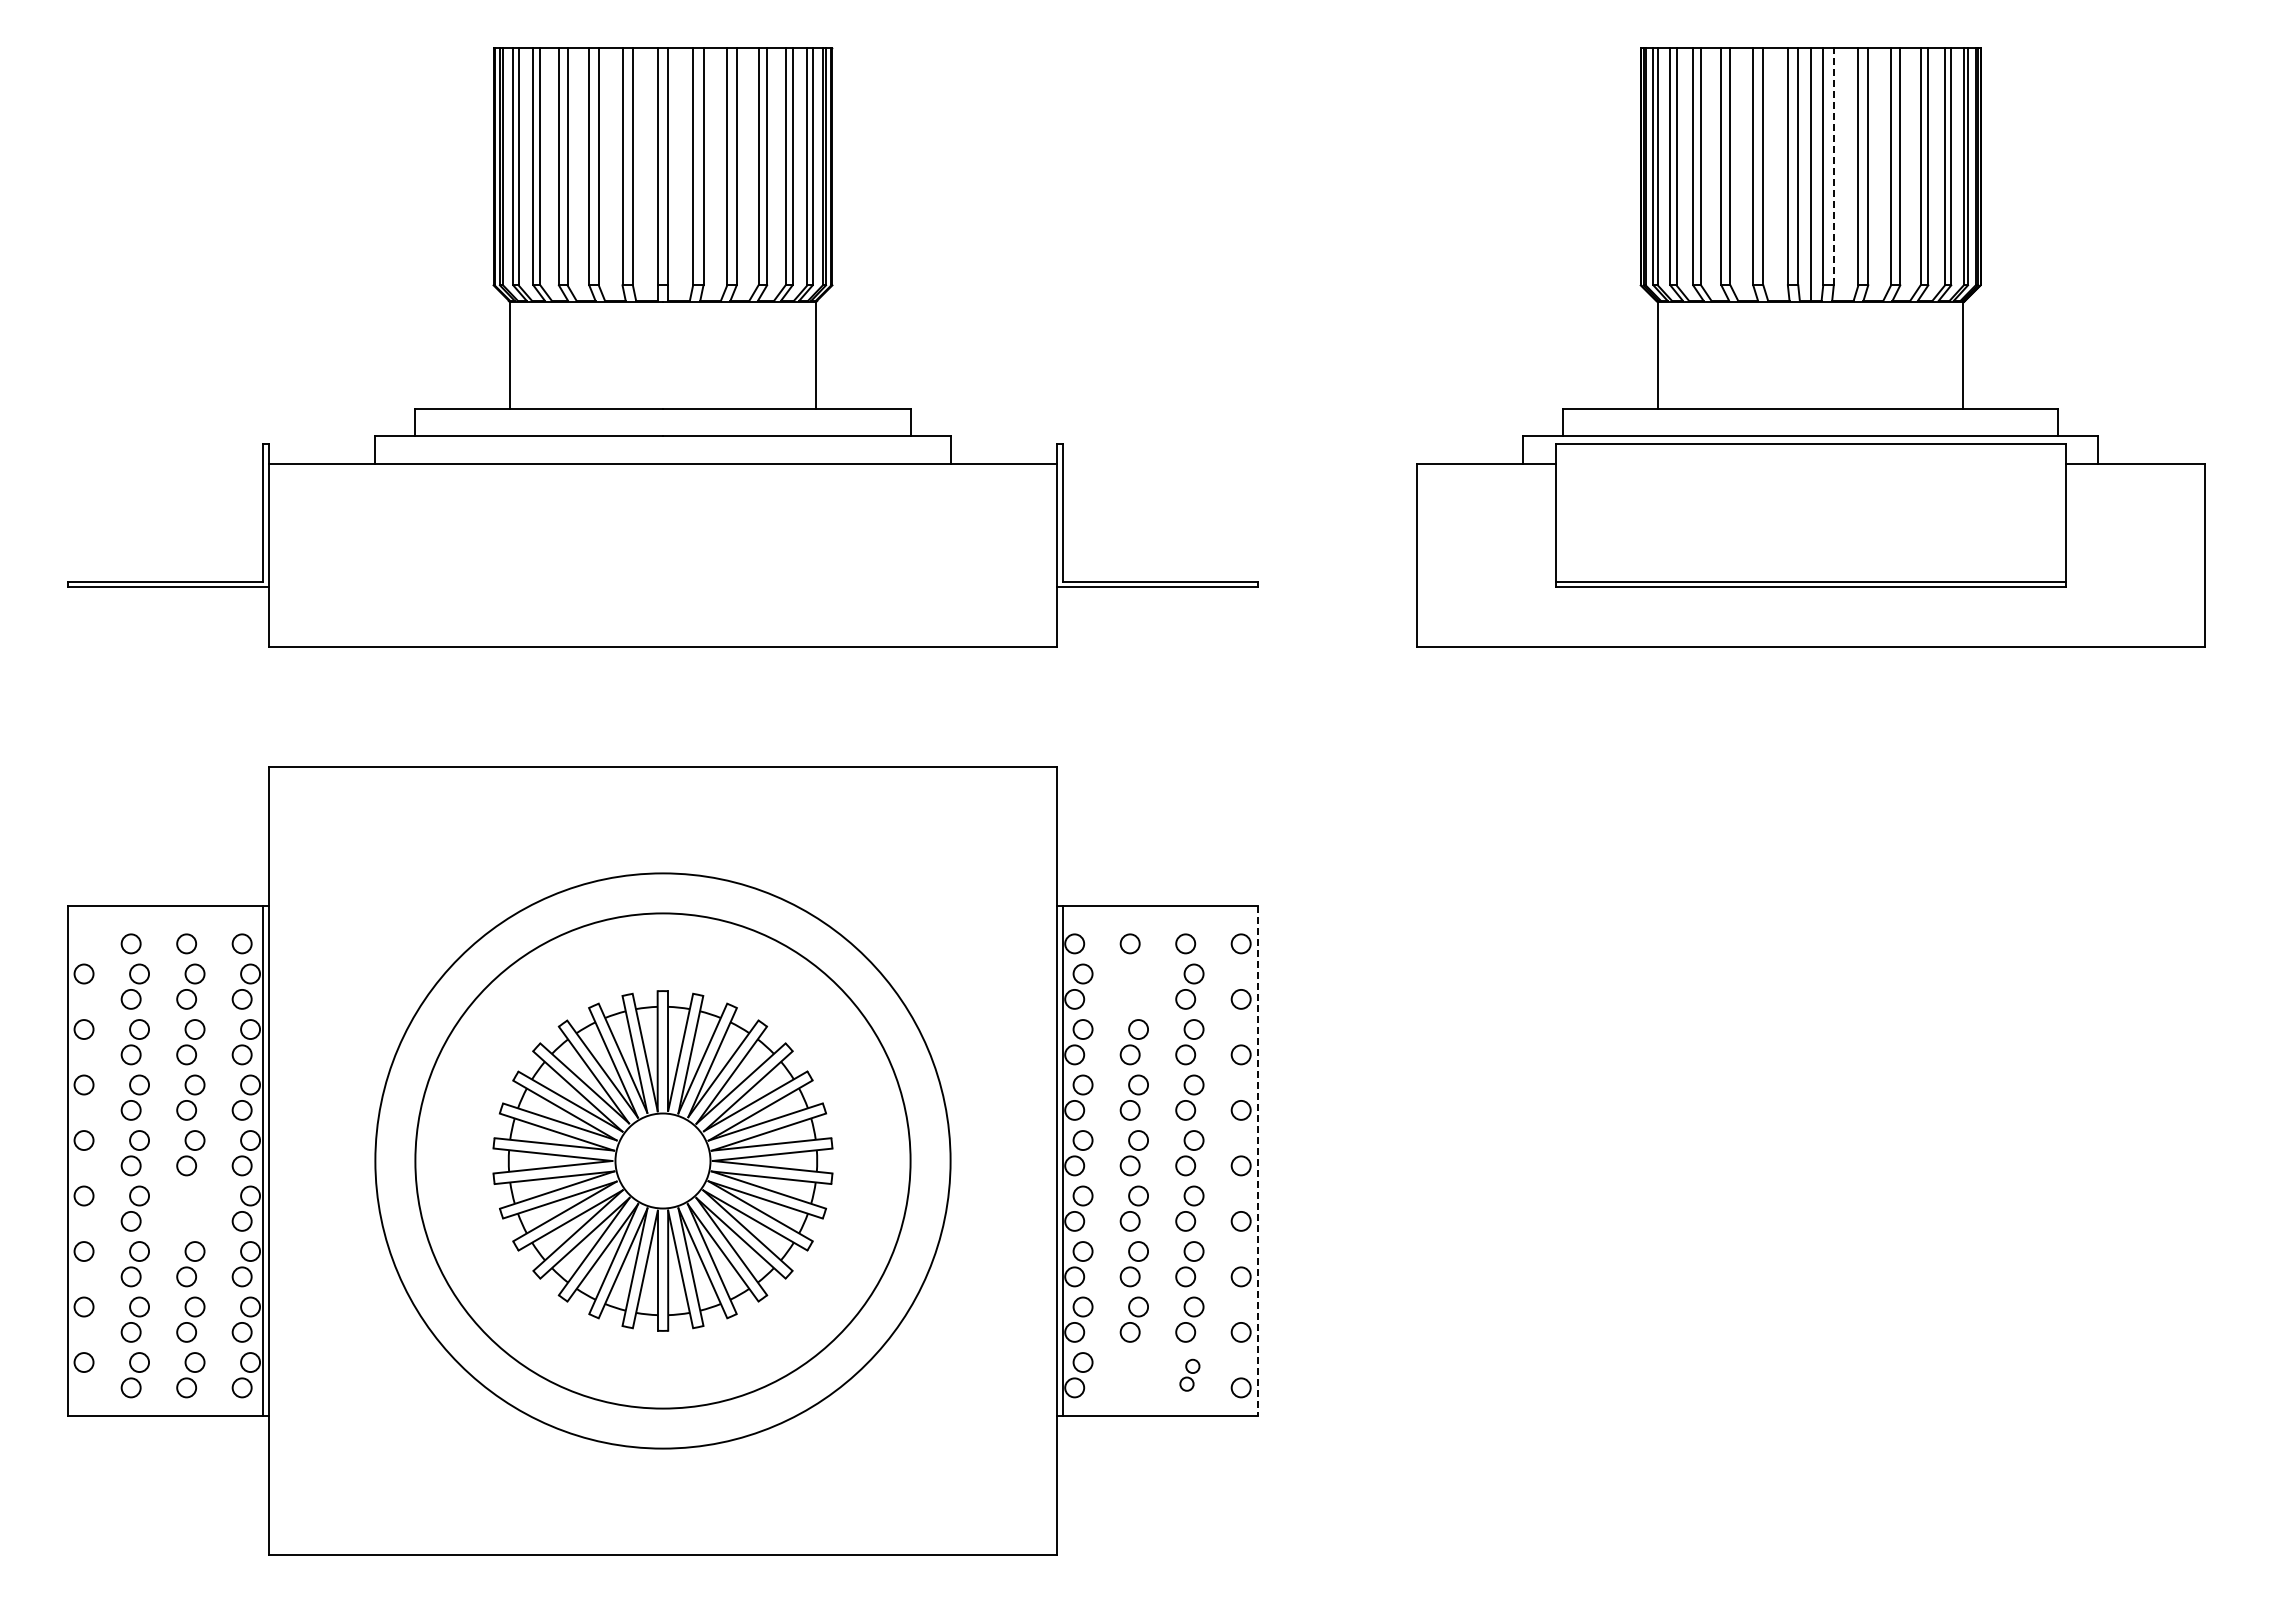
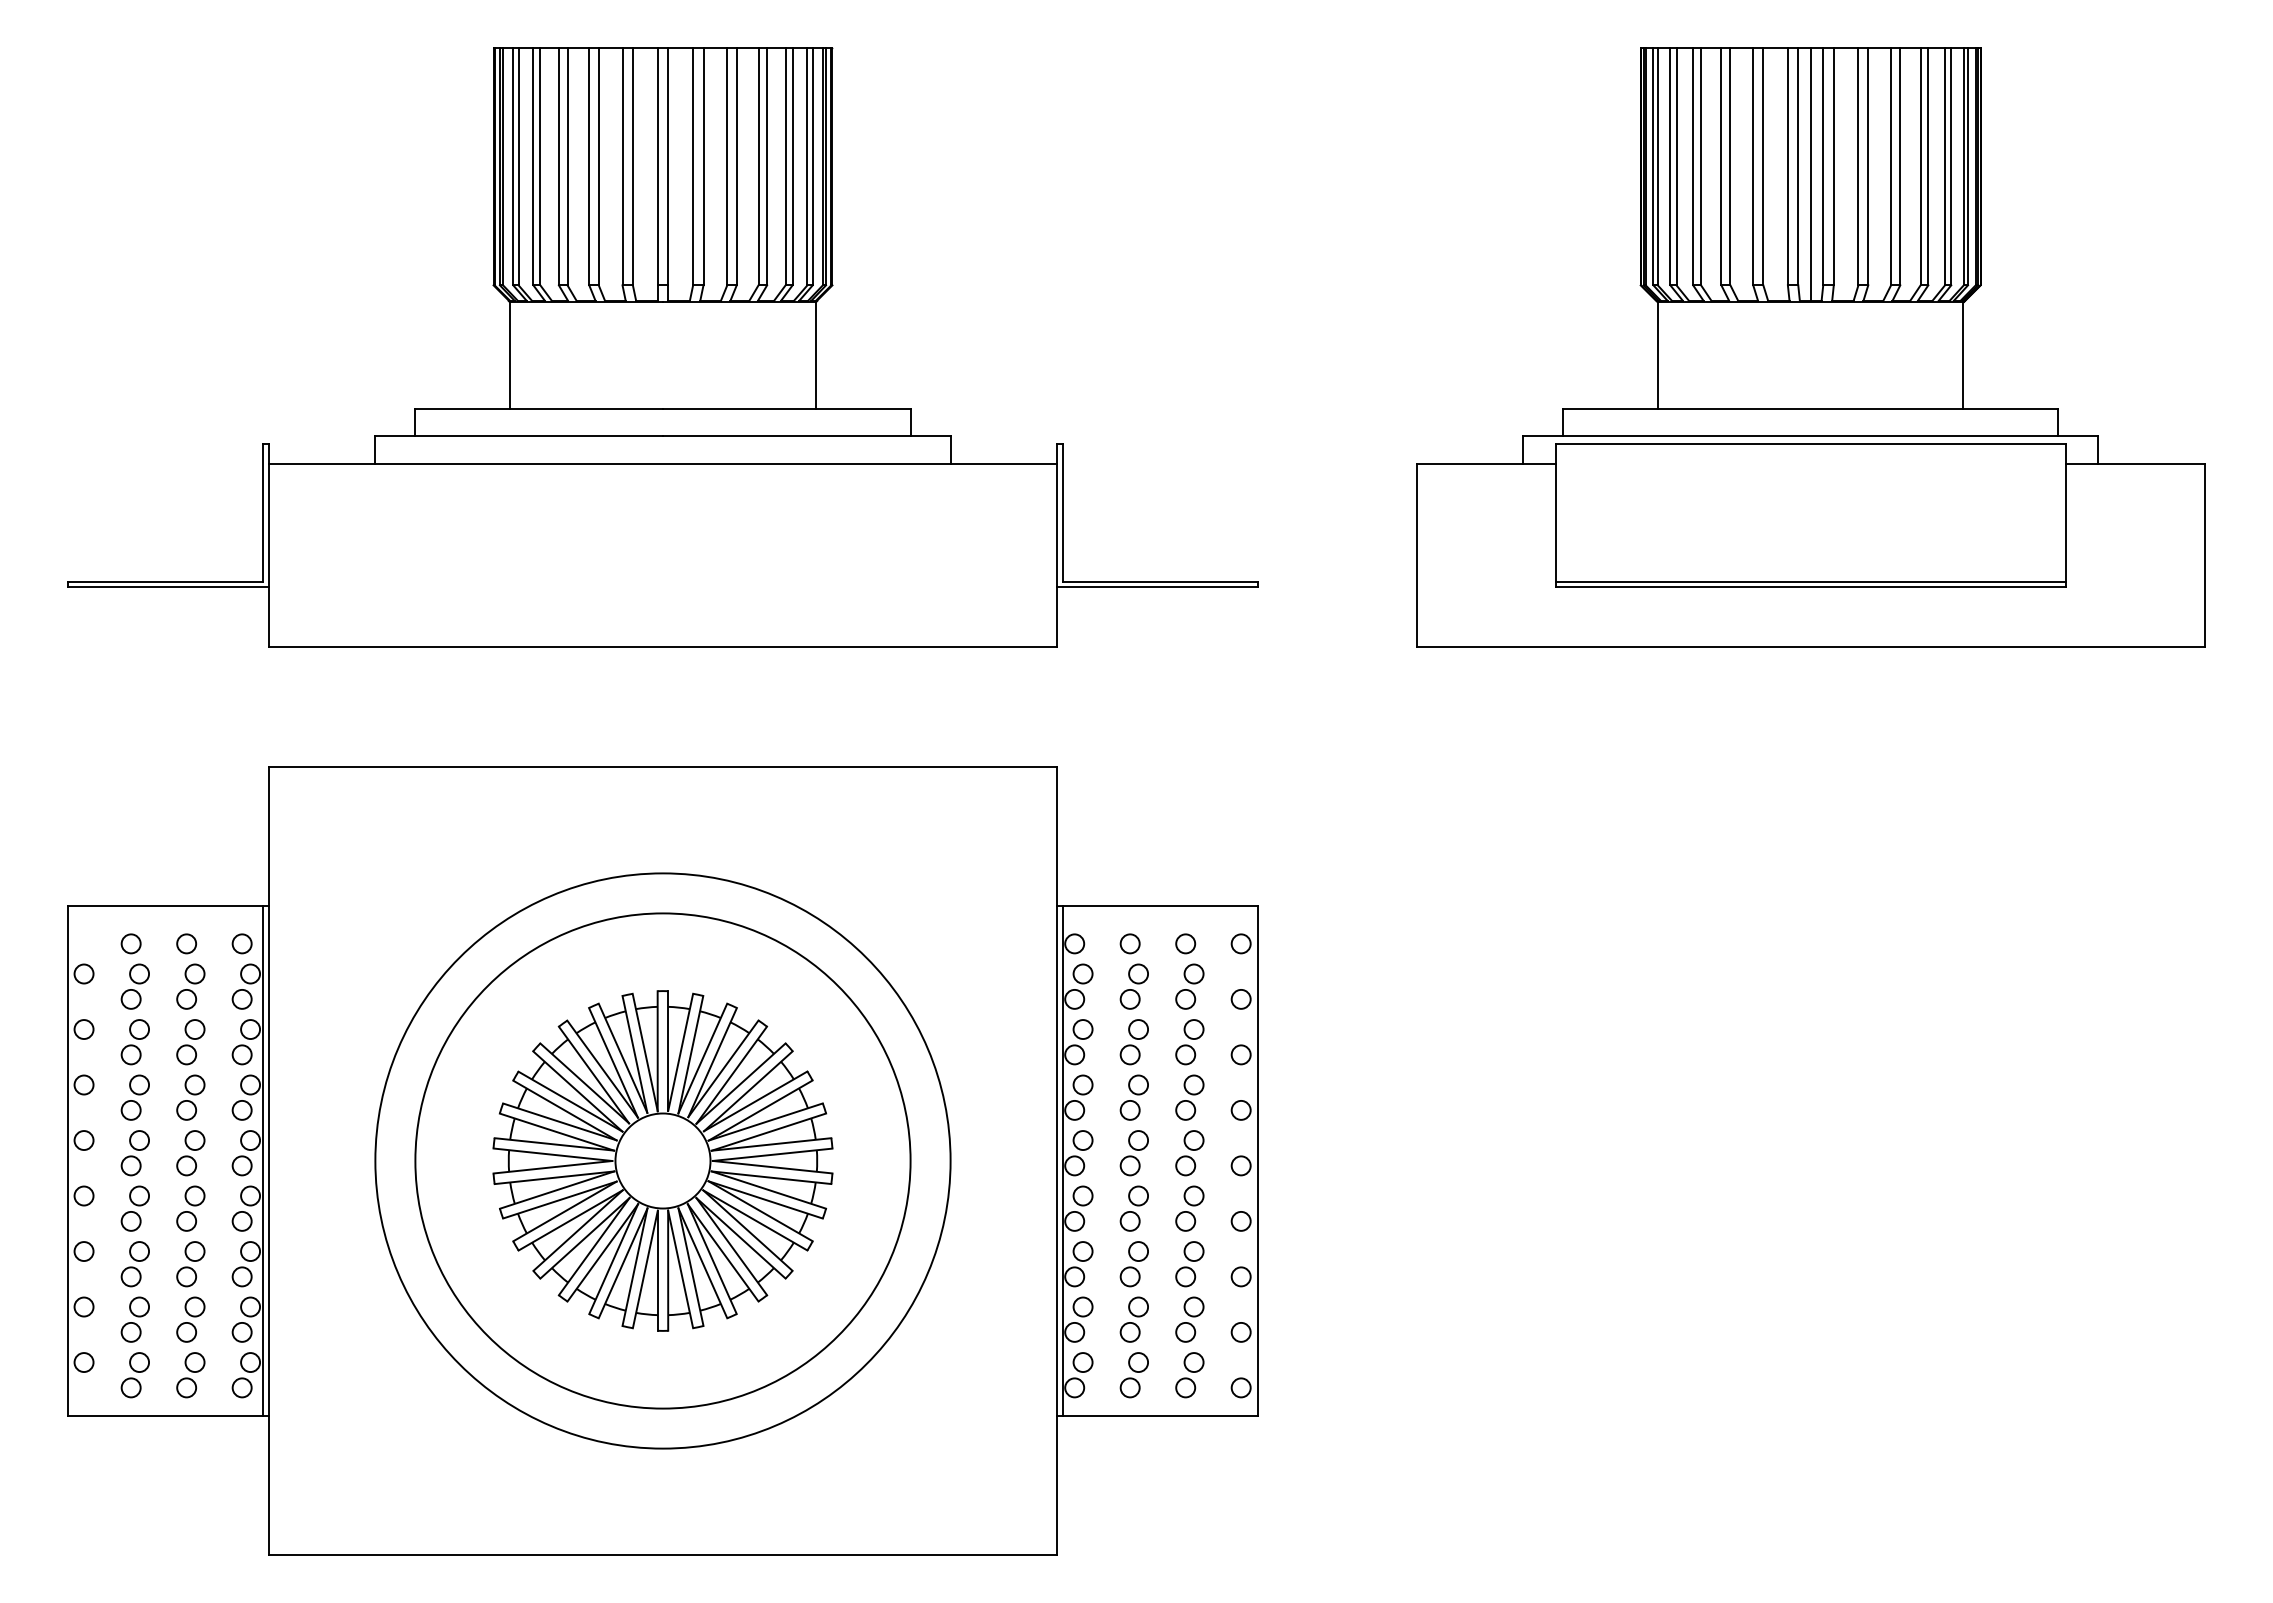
line: dashed -> solid (1833, 166)
part: none -> present (1133, 986)
line: dashed -> solid (1257, 1161)
part: none -> present (190, 1208)
part size: 22x34 px -> 30x47 px (1189, 1375)
part: none -> present (1133, 1375)
